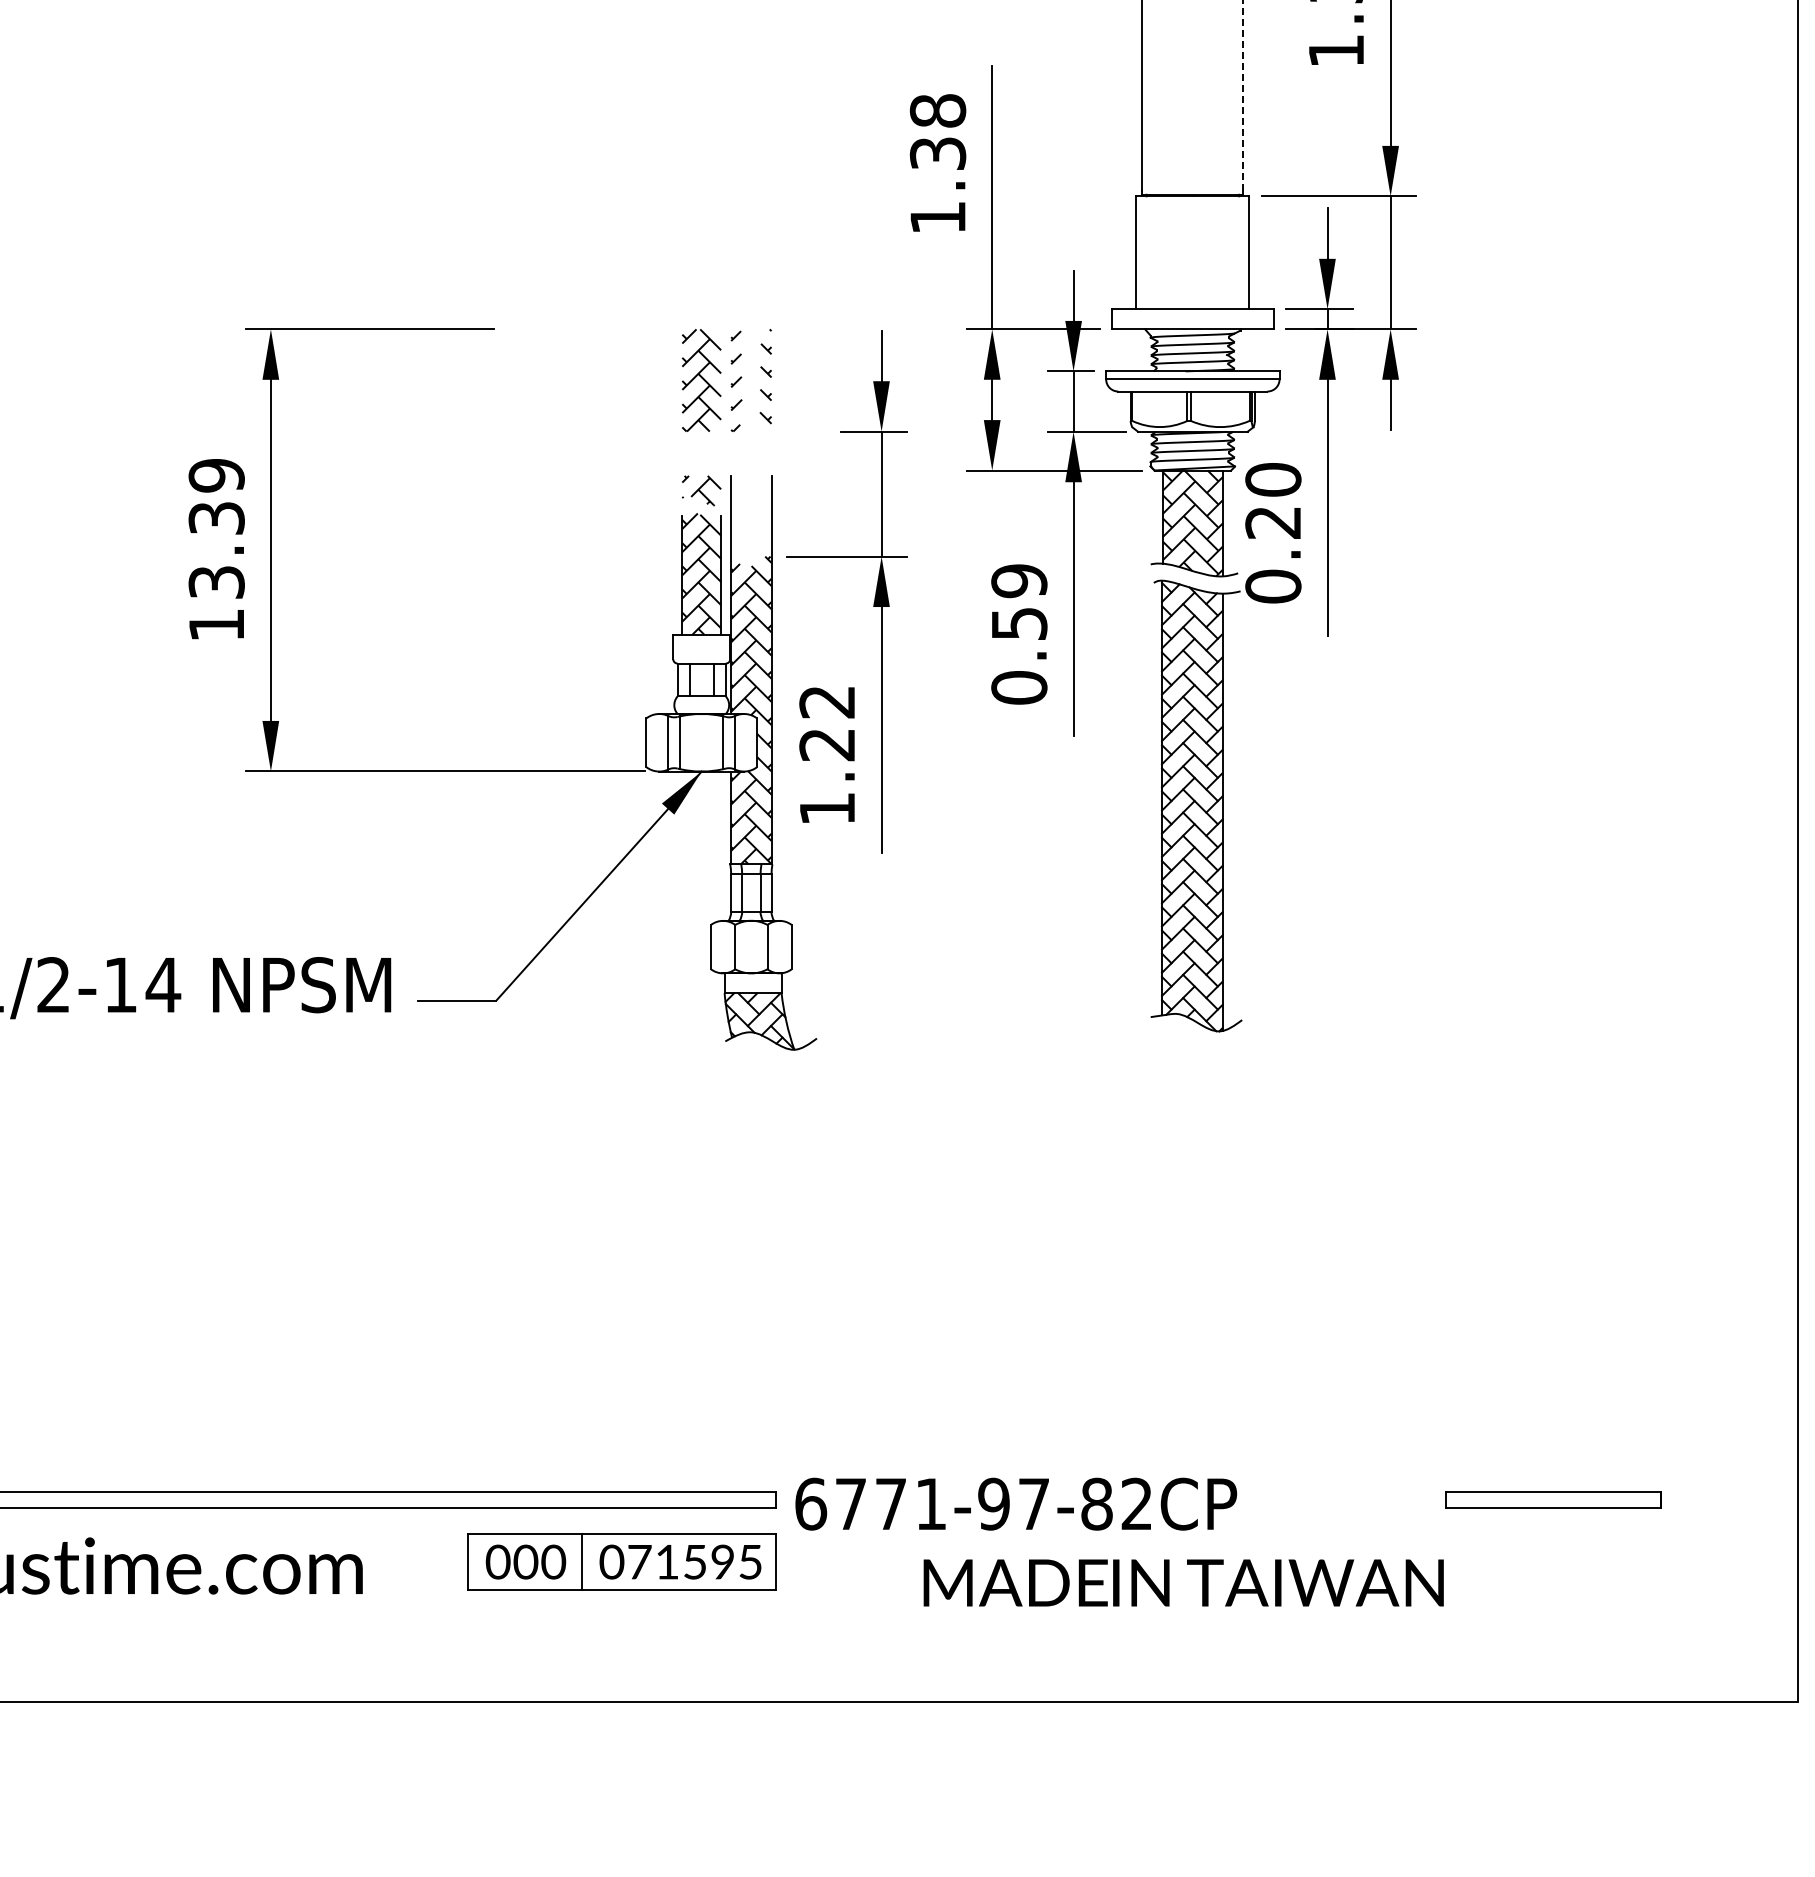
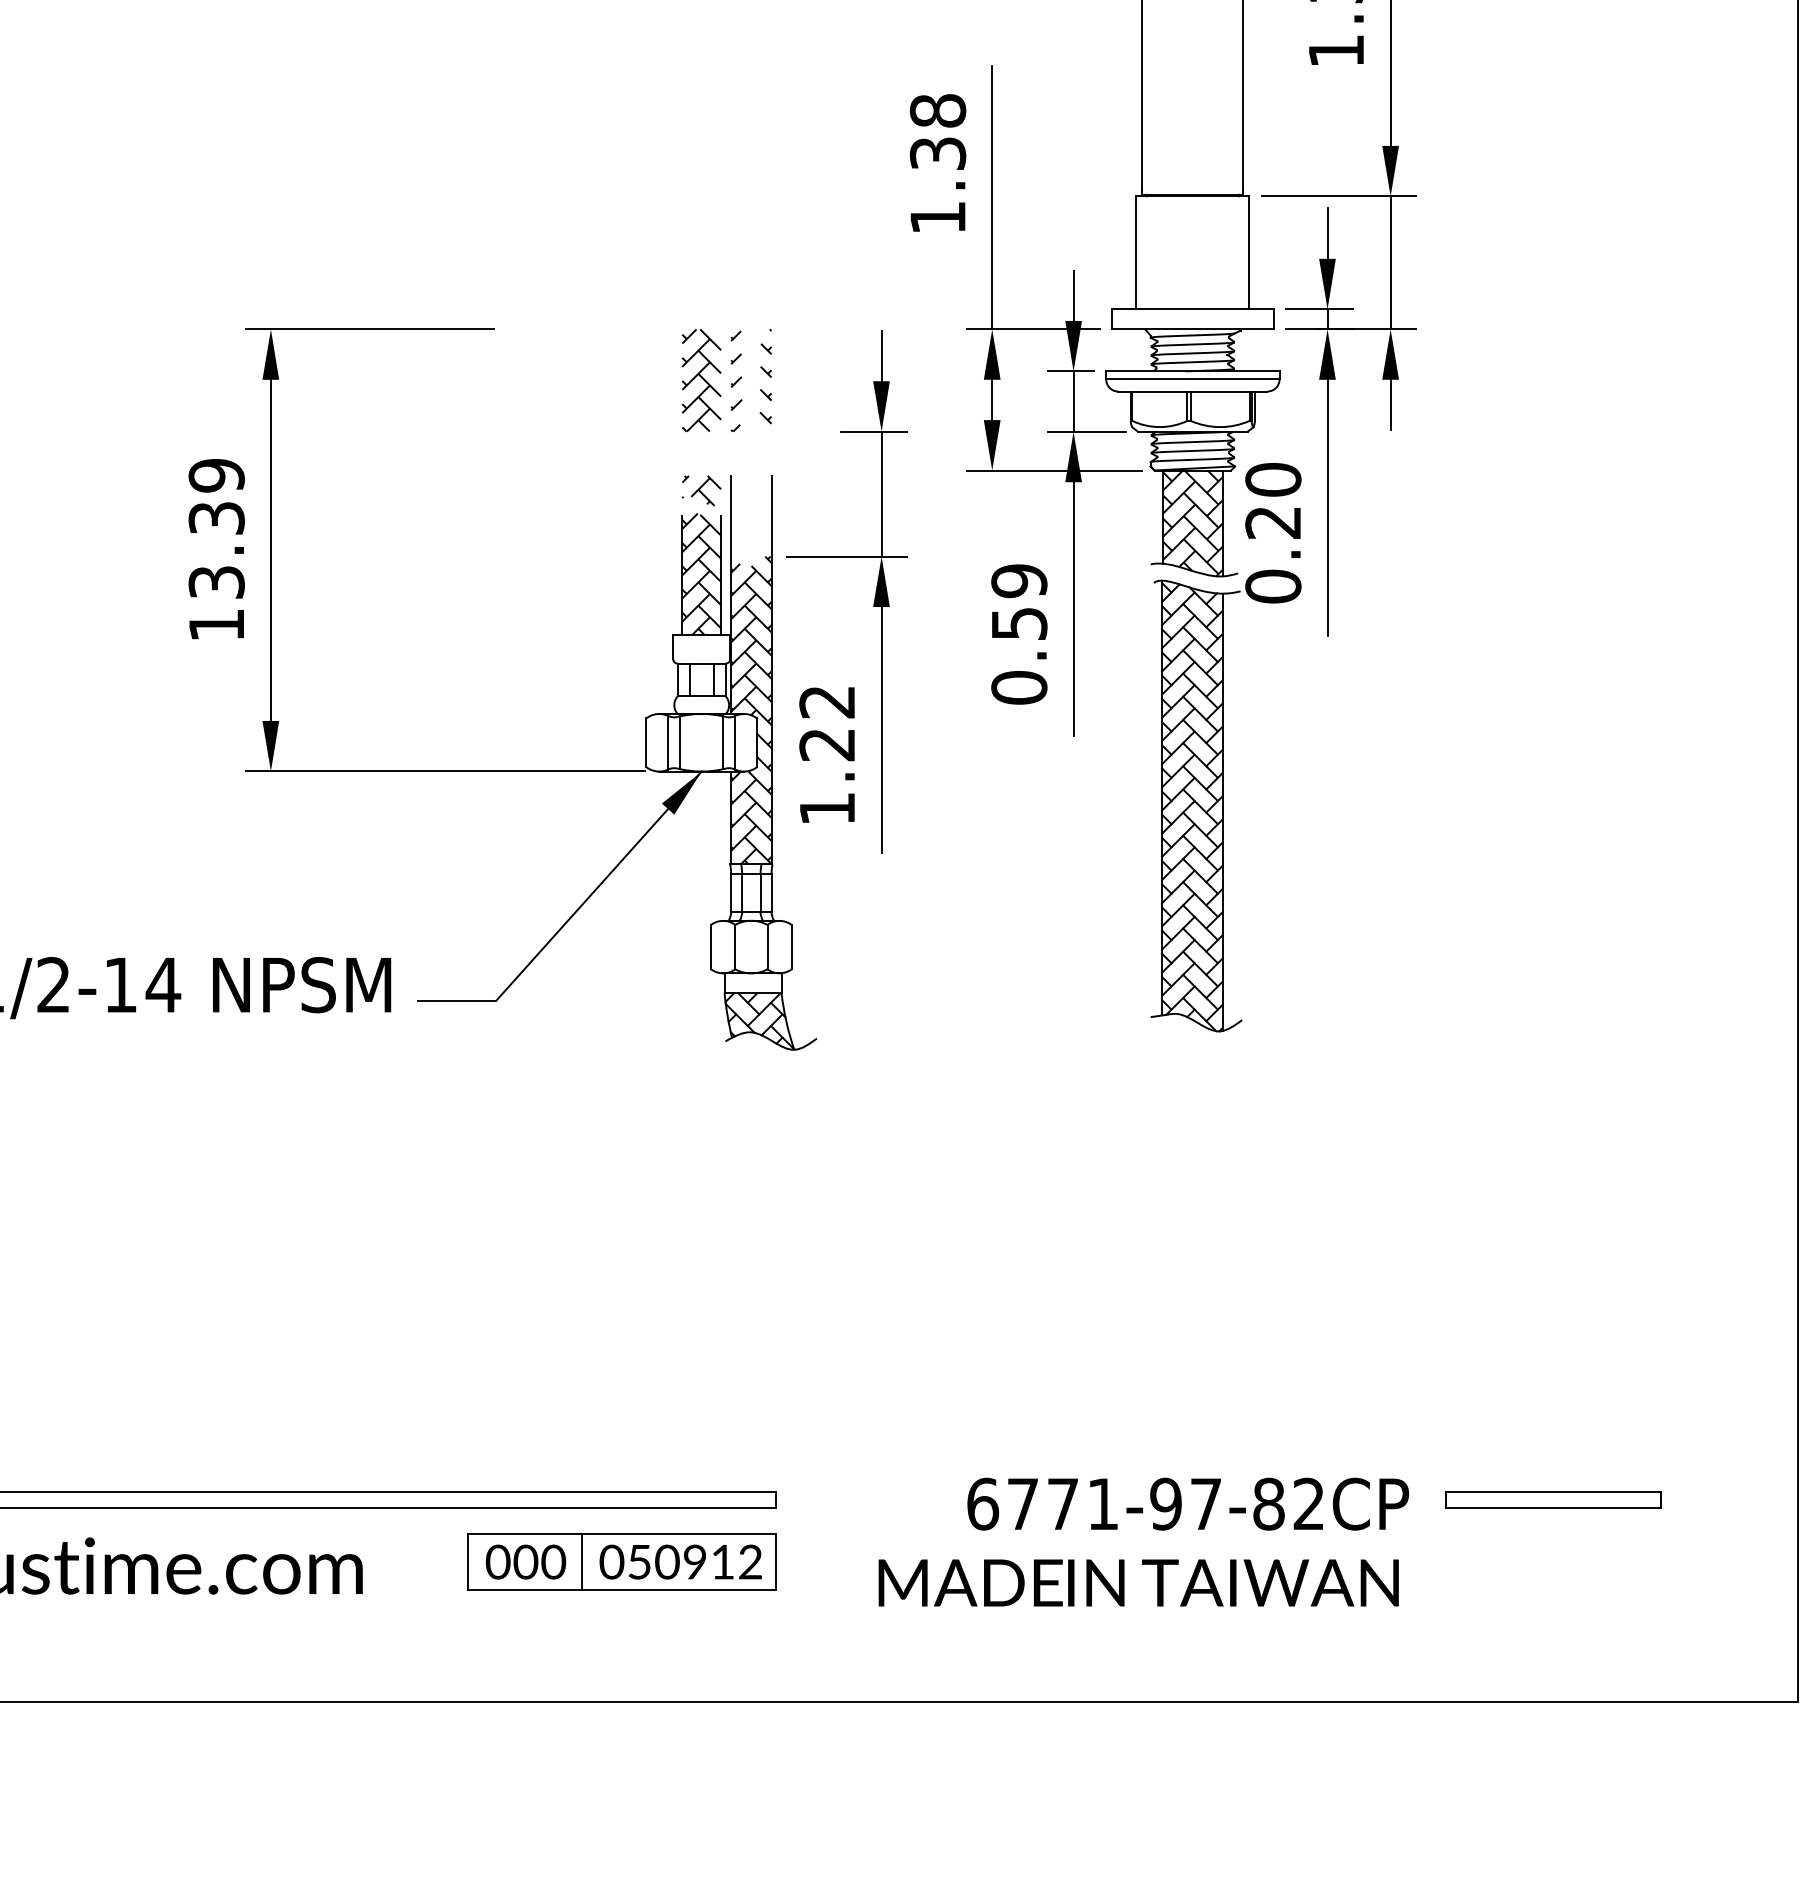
line: dashed -> solid (1243, 95)
text position: (1016, 1503) -> (1188, 1503) (1188, 1503)
text: 071595 -> 050912 (694, 1561)
text position: (1183, 1582) -> (1138, 1582) (1138, 1582)
